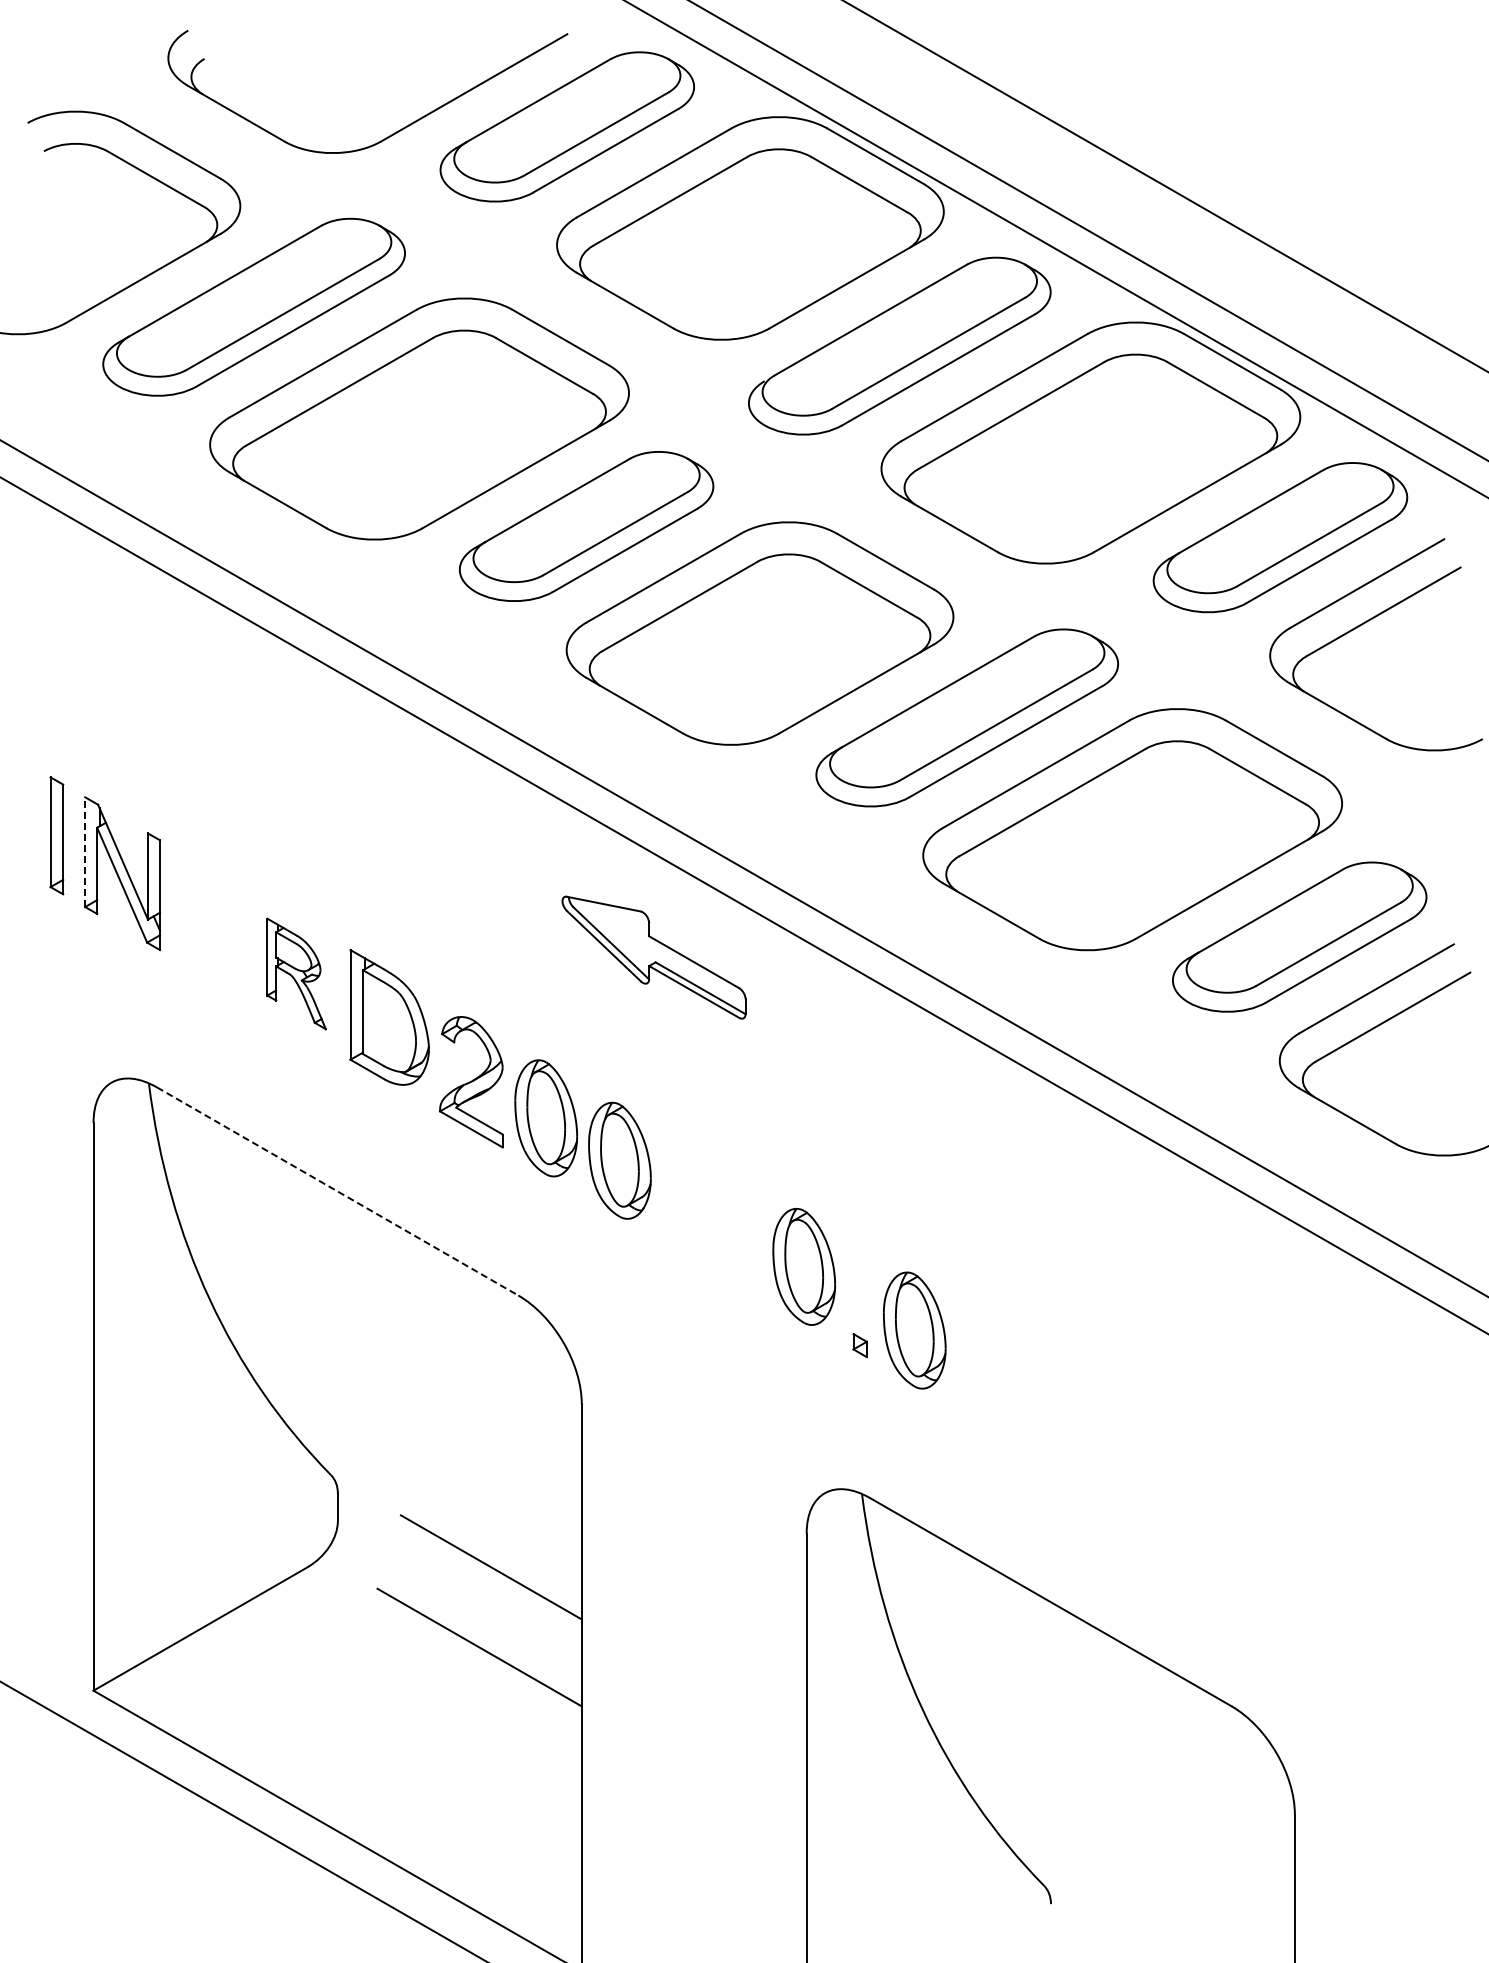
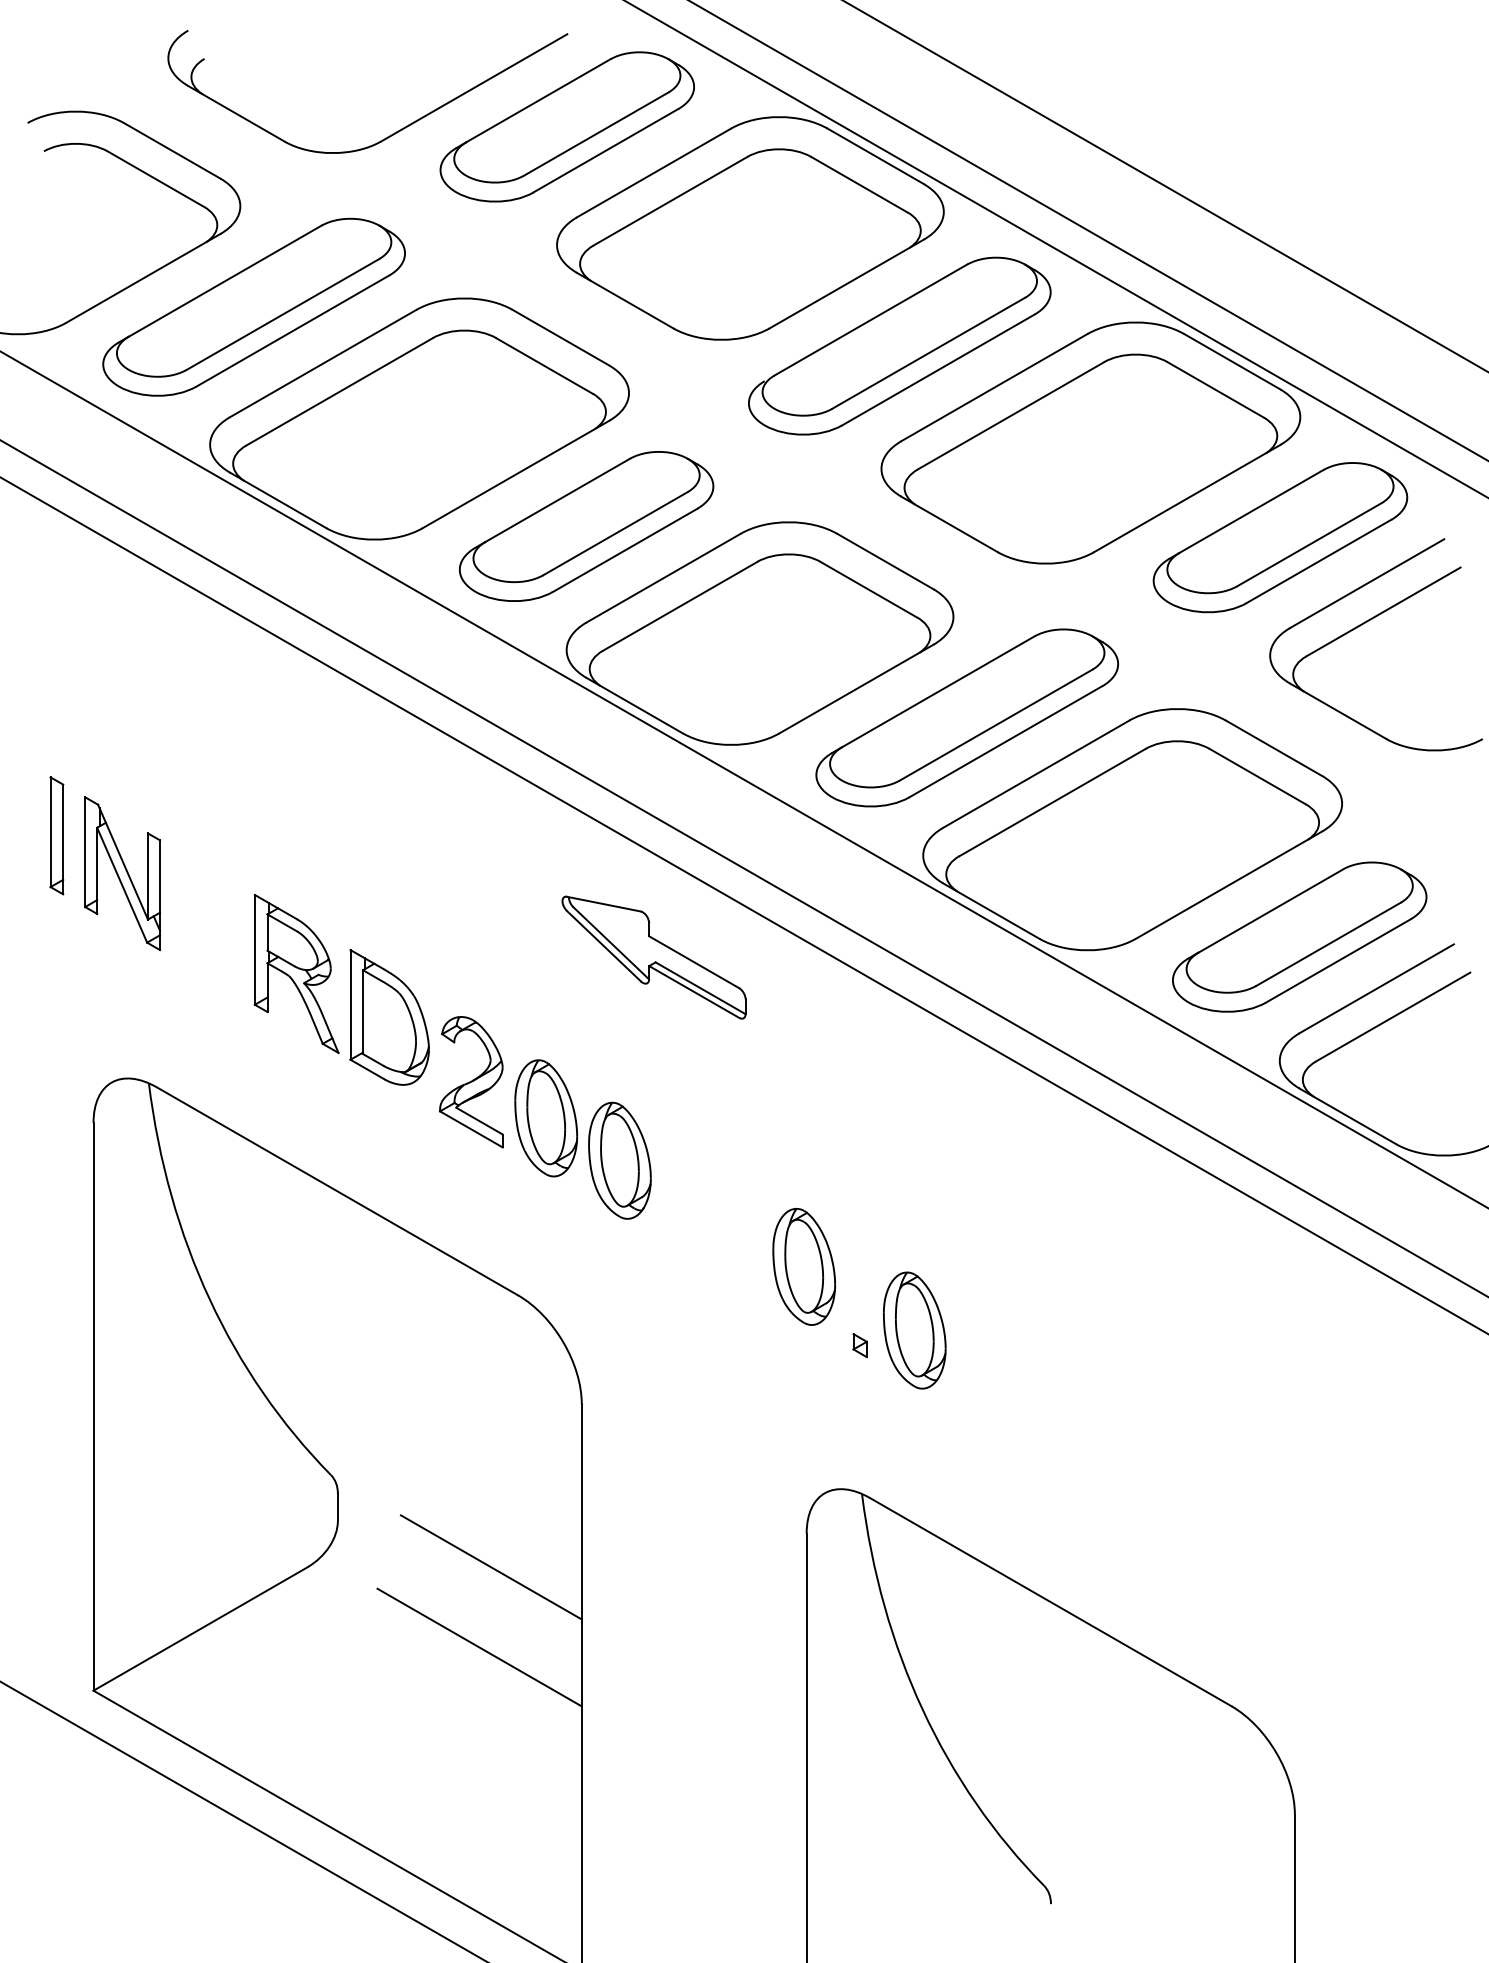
line: none -> present (743, 779)
line: dashed -> solid (85, 852)
part size: 61x114 px -> 87x160 px (296, 973)
line: dashed -> solid (338, 1191)
